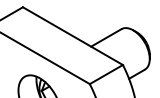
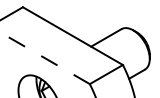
line: solid -> dashed (45, 58)
